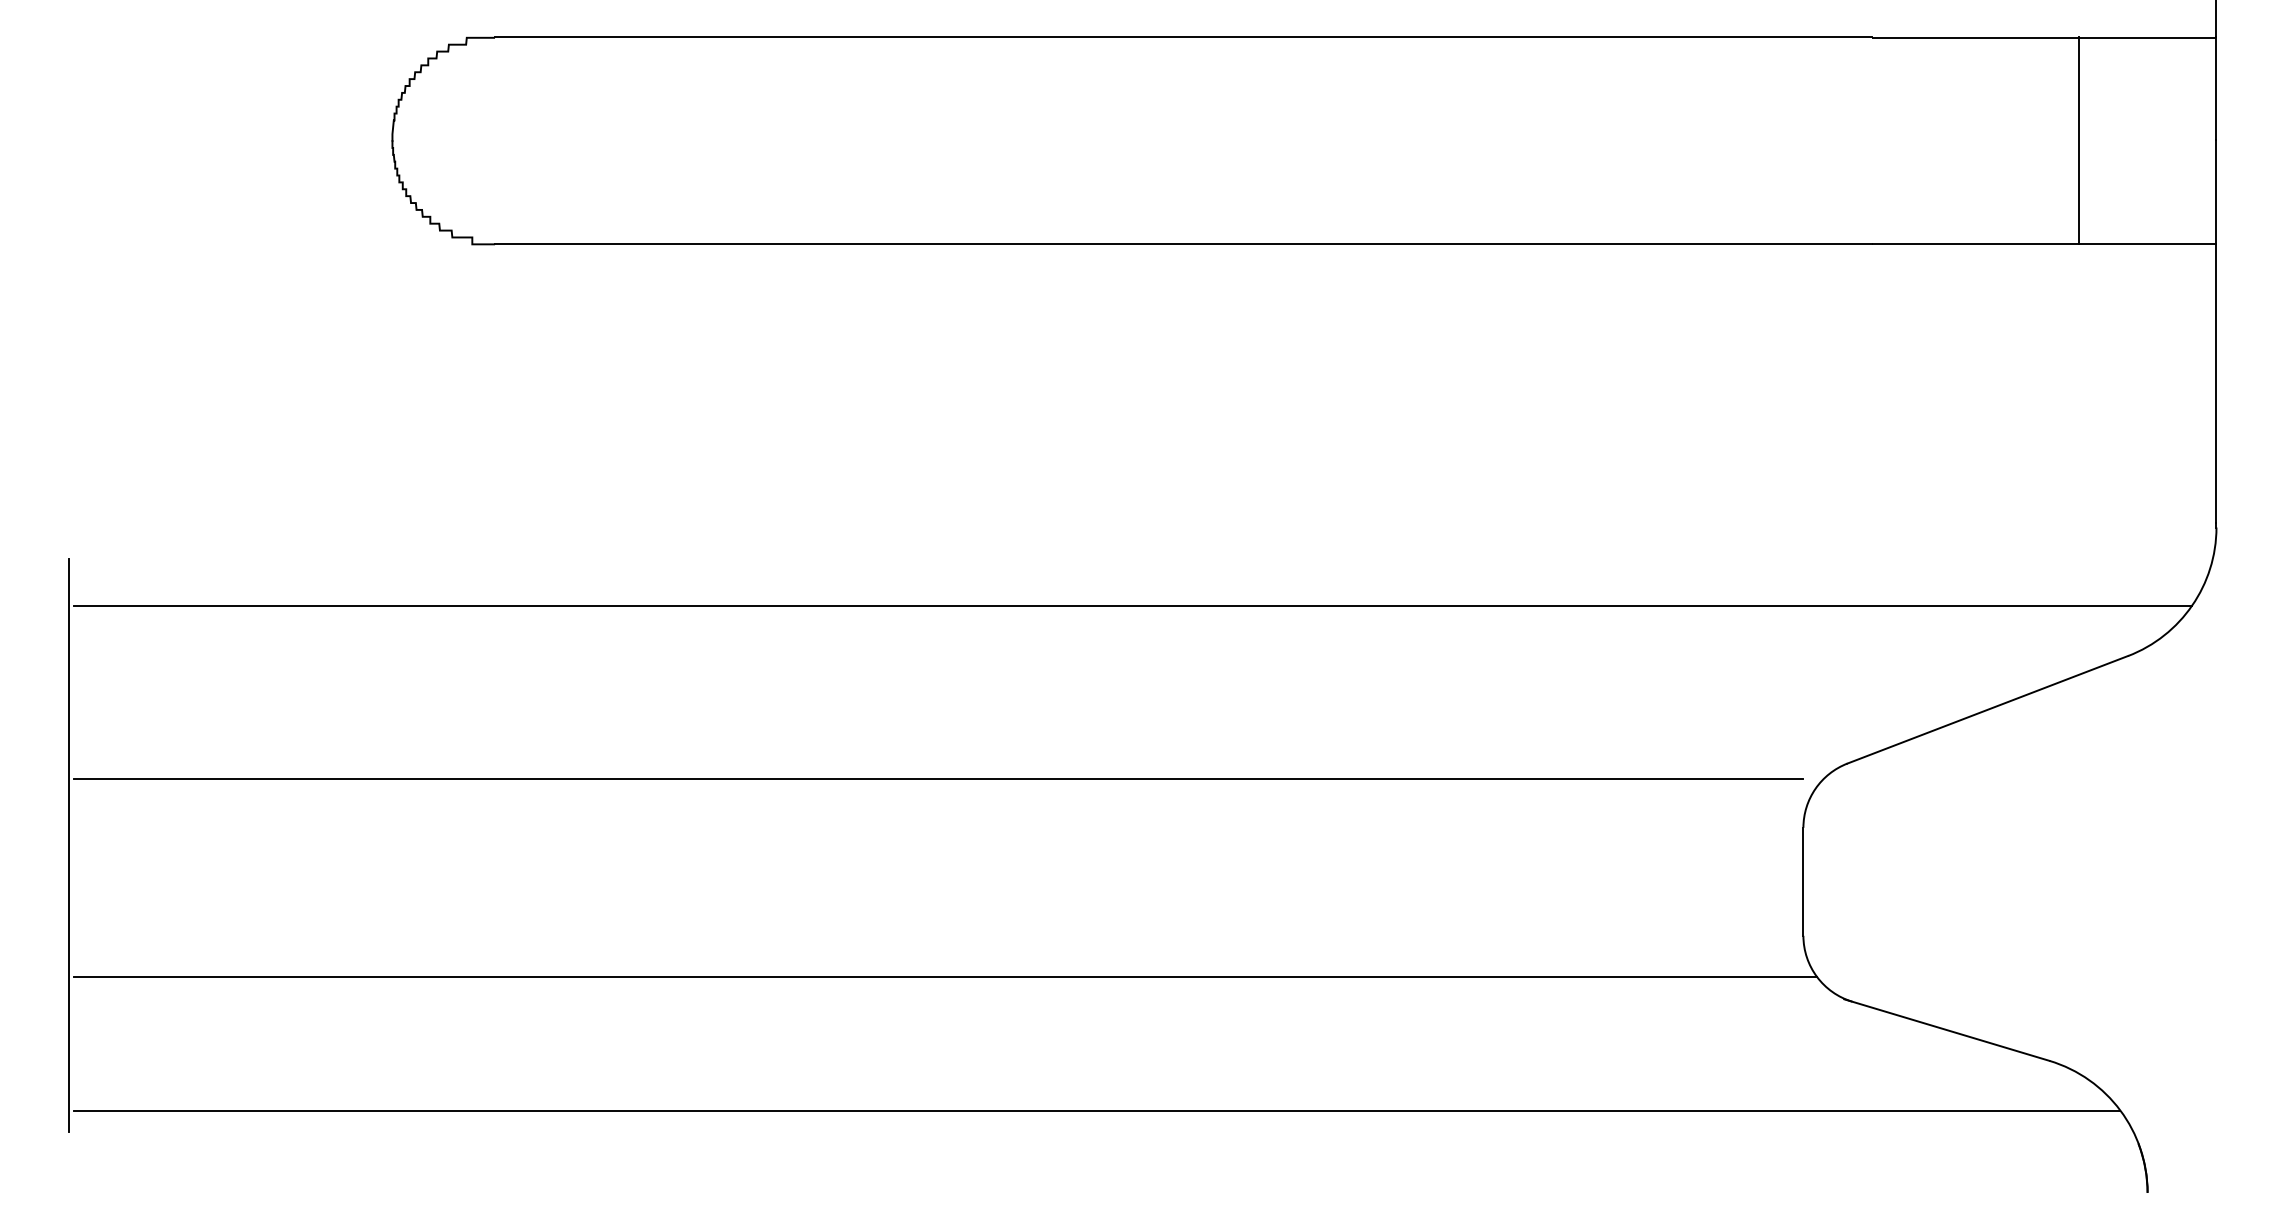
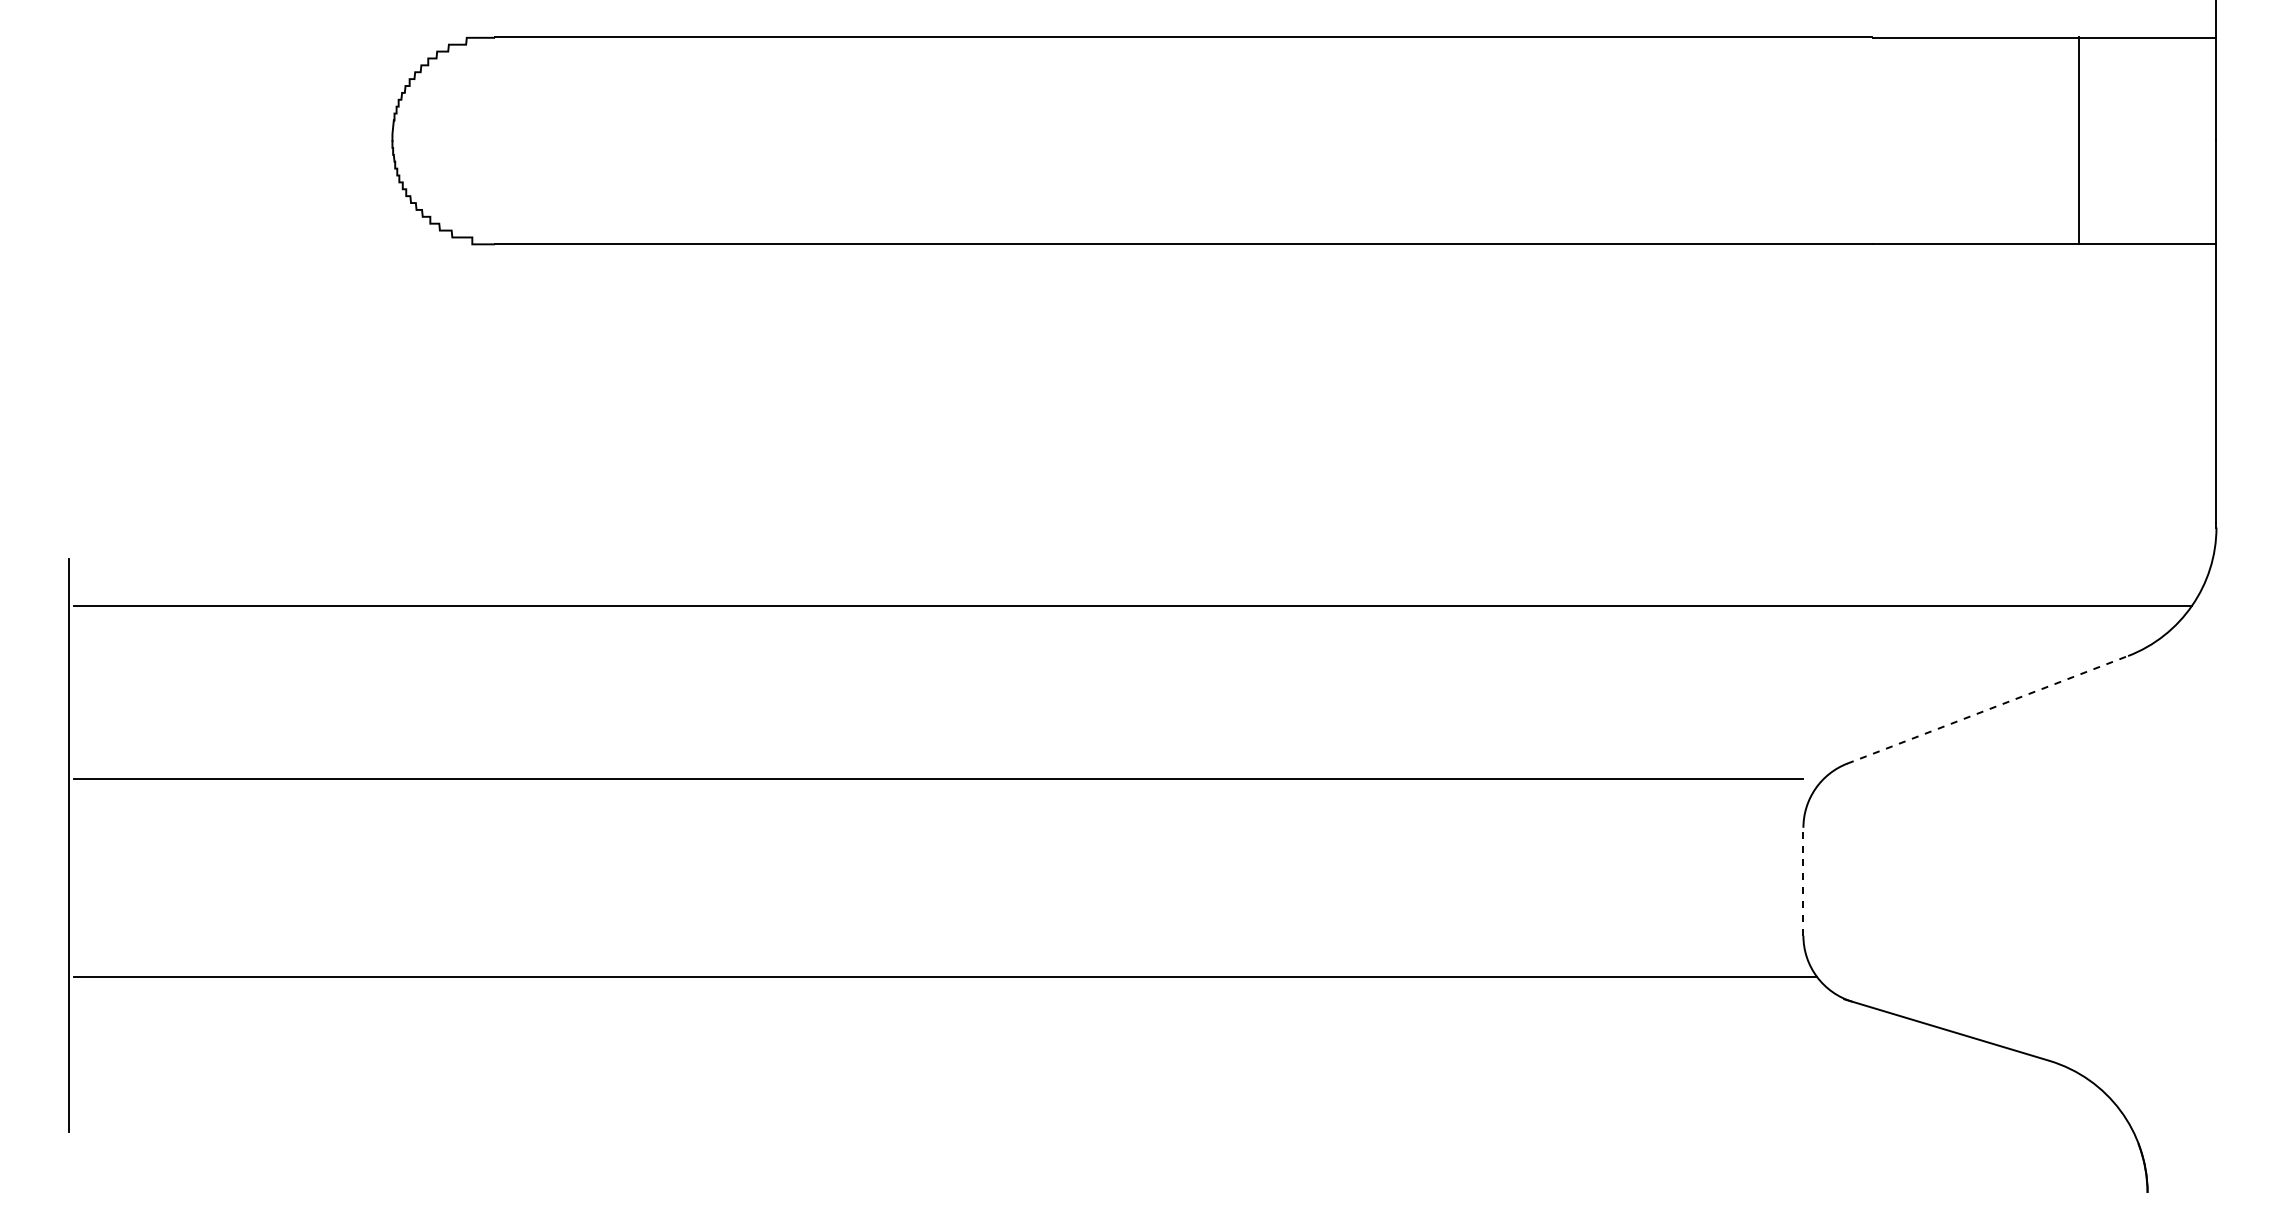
line: solid -> dashed (1988, 709)
line: solid -> dashed (1803, 881)
line: present -> none (1097, 1110)
